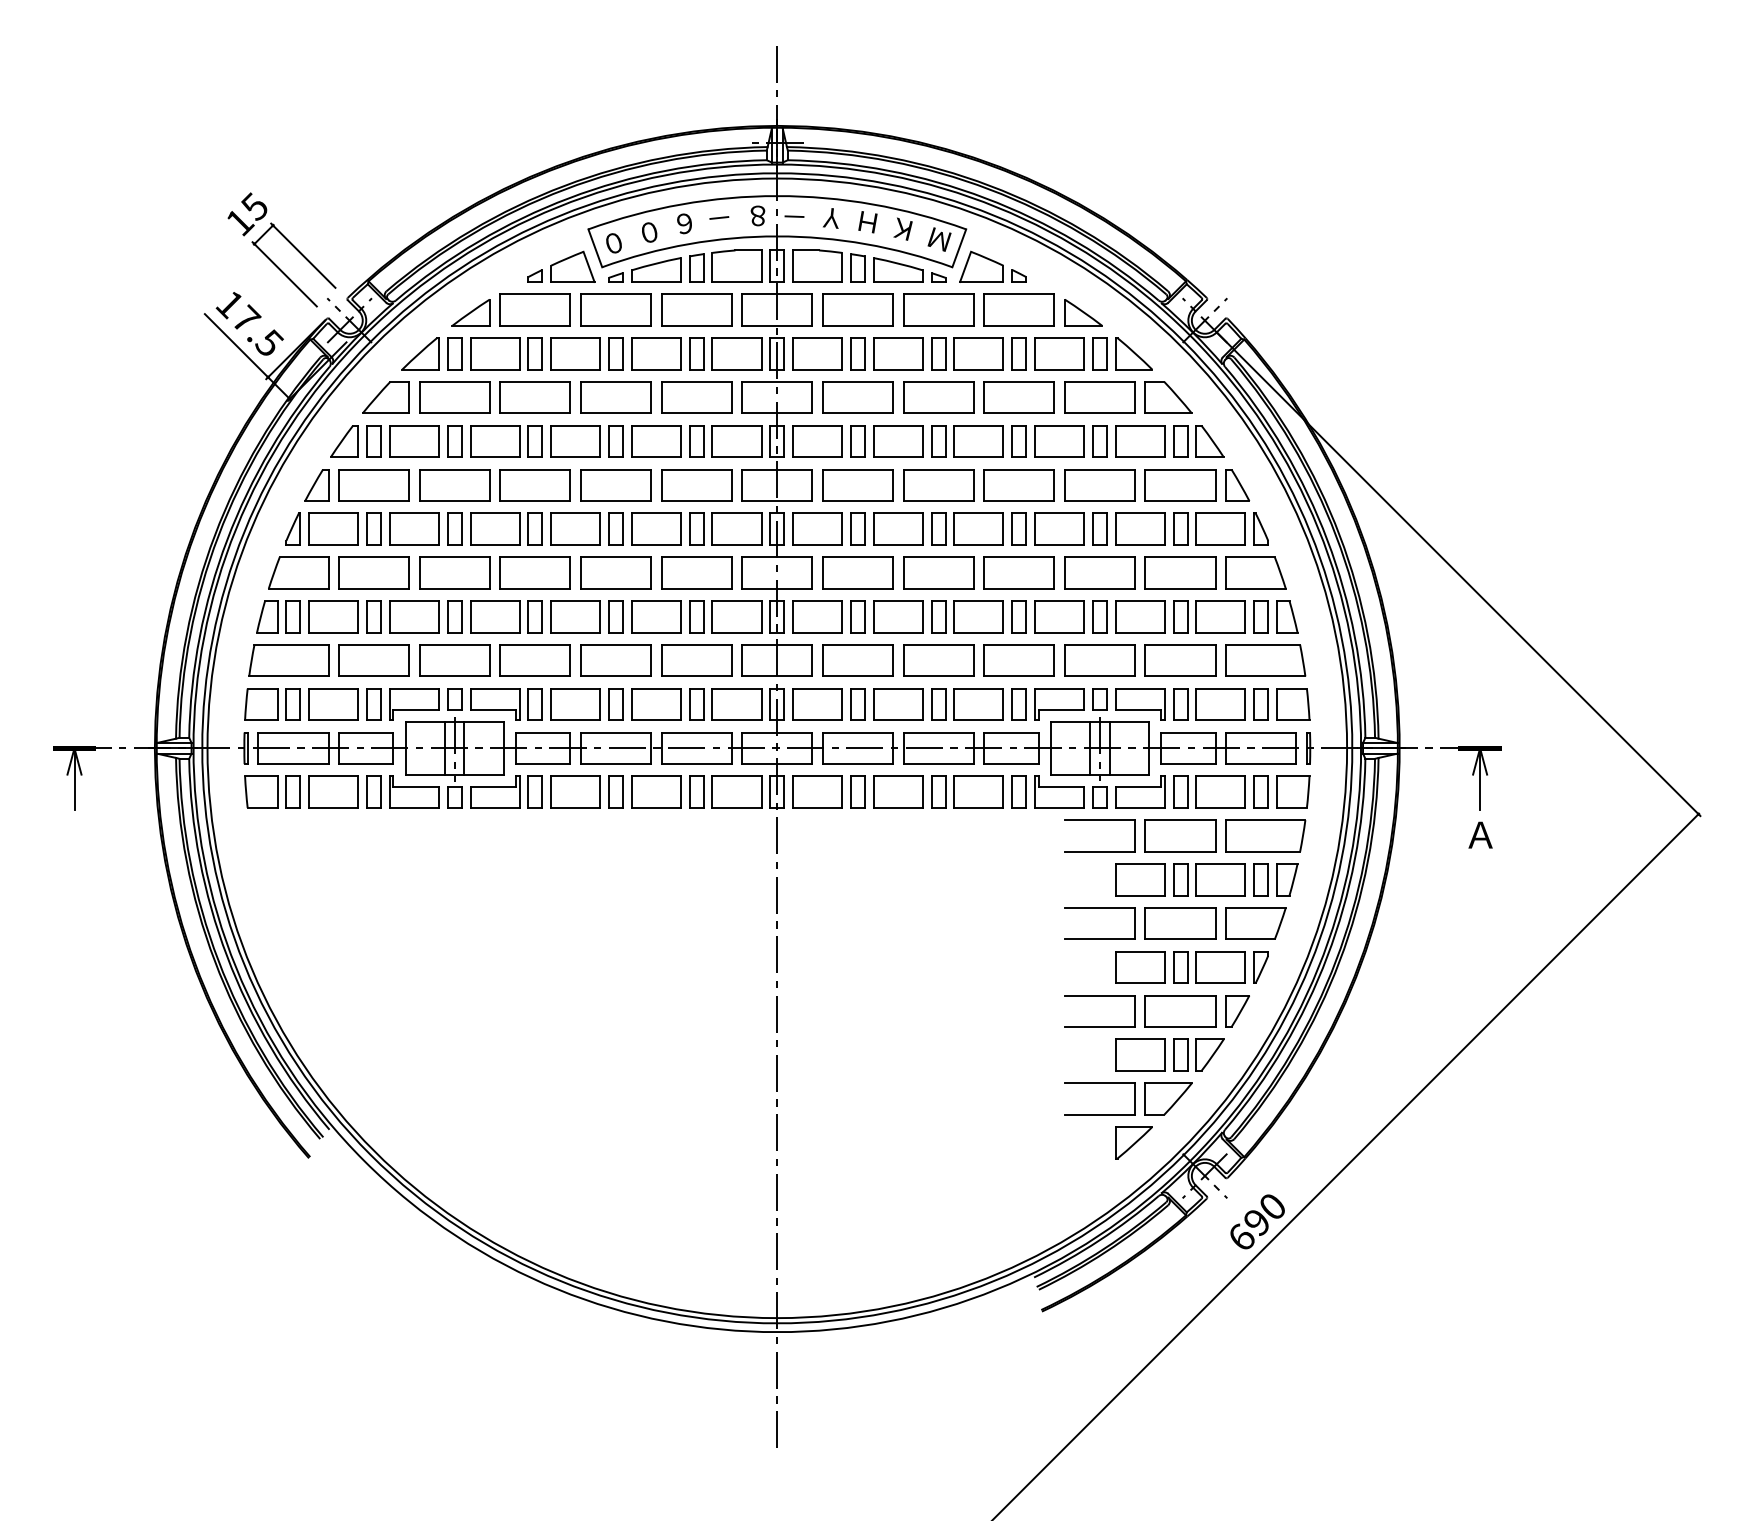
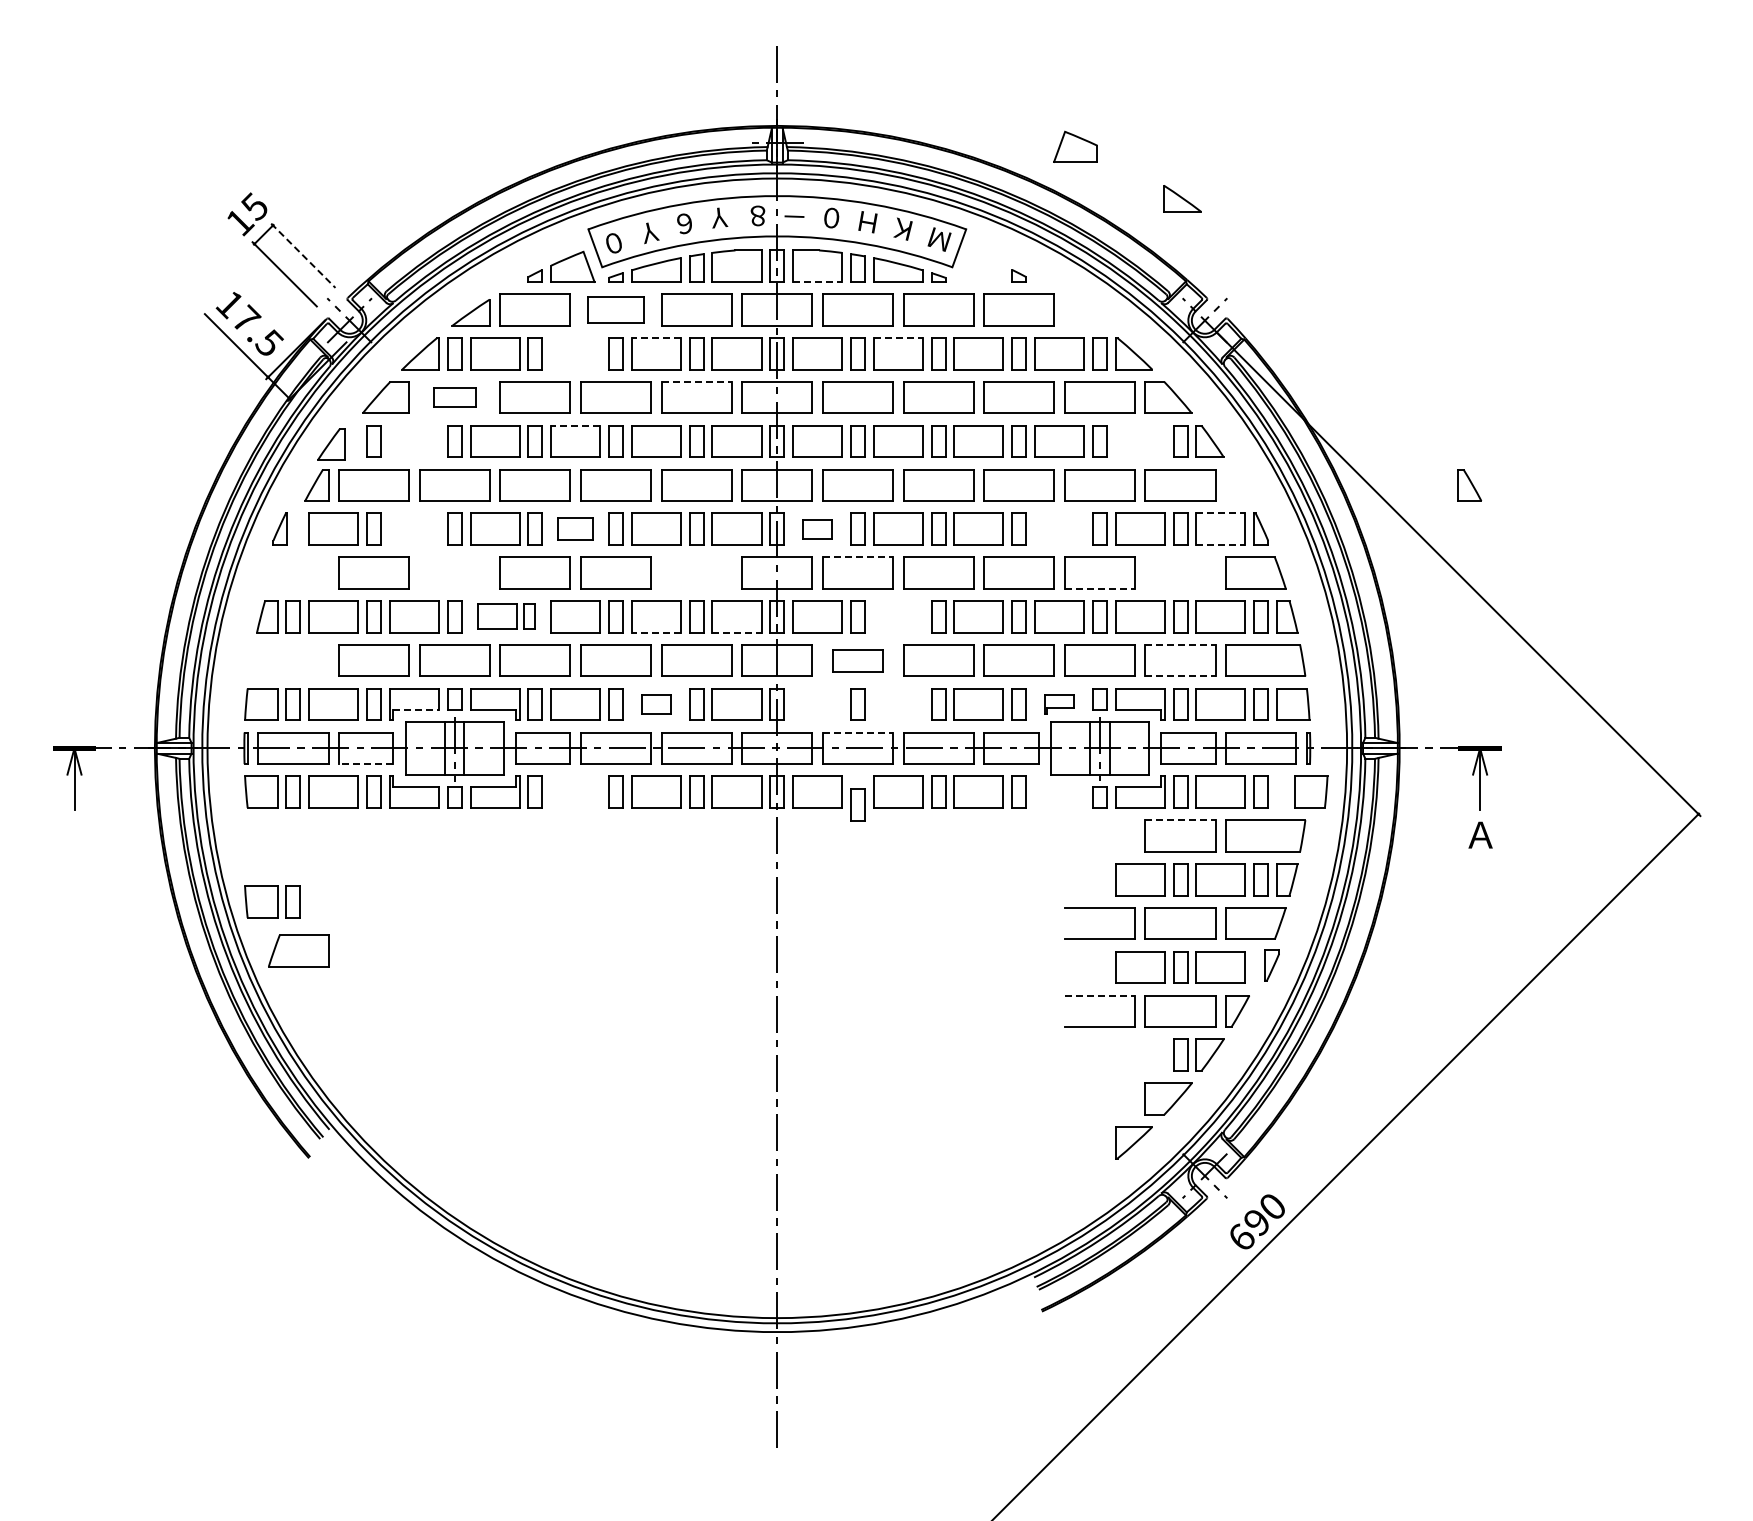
text: － -> Ｙ (719, 217)
text: Ｙ -> ０ (830, 217)
text: ０ -> Ｙ (650, 233)
line: solid -> dashed (303, 256)
part position: (981, 266) -> (1075, 146) (1075, 146)
line: solid -> dashed (817, 281)
part size: 72x34 px -> 58x28 px (615, 309)
part position: (1083, 312) -> (1182, 198) (1182, 198)
line: solid -> dashed (656, 338)
line: solid -> dashed (898, 338)
part: present -> none (575, 353)
line: solid -> dashed (697, 381)
part size: 72x33 px -> 44x21 px (454, 397)
line: solid -> dashed (575, 425)
part position: (344, 441) -> (331, 444) (331, 444)
part: present -> none (414, 441)
part: present -> none (1140, 441)
part position: (1237, 485) -> (1469, 485) (1469, 485)
line: solid -> dashed (1220, 513)
part position: (292, 528) -> (279, 528) (279, 528)
part: present -> none (414, 528)
part size: 51x34 px -> 37x24 px (575, 528)
part size: 51x34 px -> 31x21 px (817, 529)
part: present -> none (1059, 528)
line: solid -> dashed (1220, 544)
line: solid -> dashed (858, 557)
part position: (298, 572) -> (298, 950) (298, 950)
part: present -> none (454, 572)
part: present -> none (696, 572)
part: present -> none (1180, 572)
line: solid -> dashed (1100, 588)
part size: 73x34 px -> 59x27 px (506, 616)
part: present -> none (898, 616)
line: solid -> dashed (656, 632)
line: solid -> dashed (736, 632)
line: solid -> dashed (1181, 644)
part: present -> none (288, 660)
part size: 72x33 px -> 52x24 px (857, 660)
line: solid -> dashed (1181, 676)
part size: 51x33 px -> 31x21 px (656, 704)
part: present -> none (817, 704)
part: present -> none (898, 704)
part size: 51x33 px -> 31x21 px (1059, 704)
line: solid -> dashed (416, 709)
line: solid -> dashed (858, 732)
line: solid -> dashed (365, 764)
part: present -> none (575, 791)
part position: (857, 791) -> (857, 804) (857, 804)
part: present -> none (1059, 791)
part position: (1293, 791) -> (1311, 791) (1311, 791)
part: present -> none (1099, 820)
line: solid -> dashed (1181, 820)
part: none -> present (272, 901)
part position: (1260, 967) -> (1271, 965) (1271, 965)
line: solid -> dashed (1100, 995)
part: present -> none (1140, 1054)
part: present -> none (1099, 1083)
